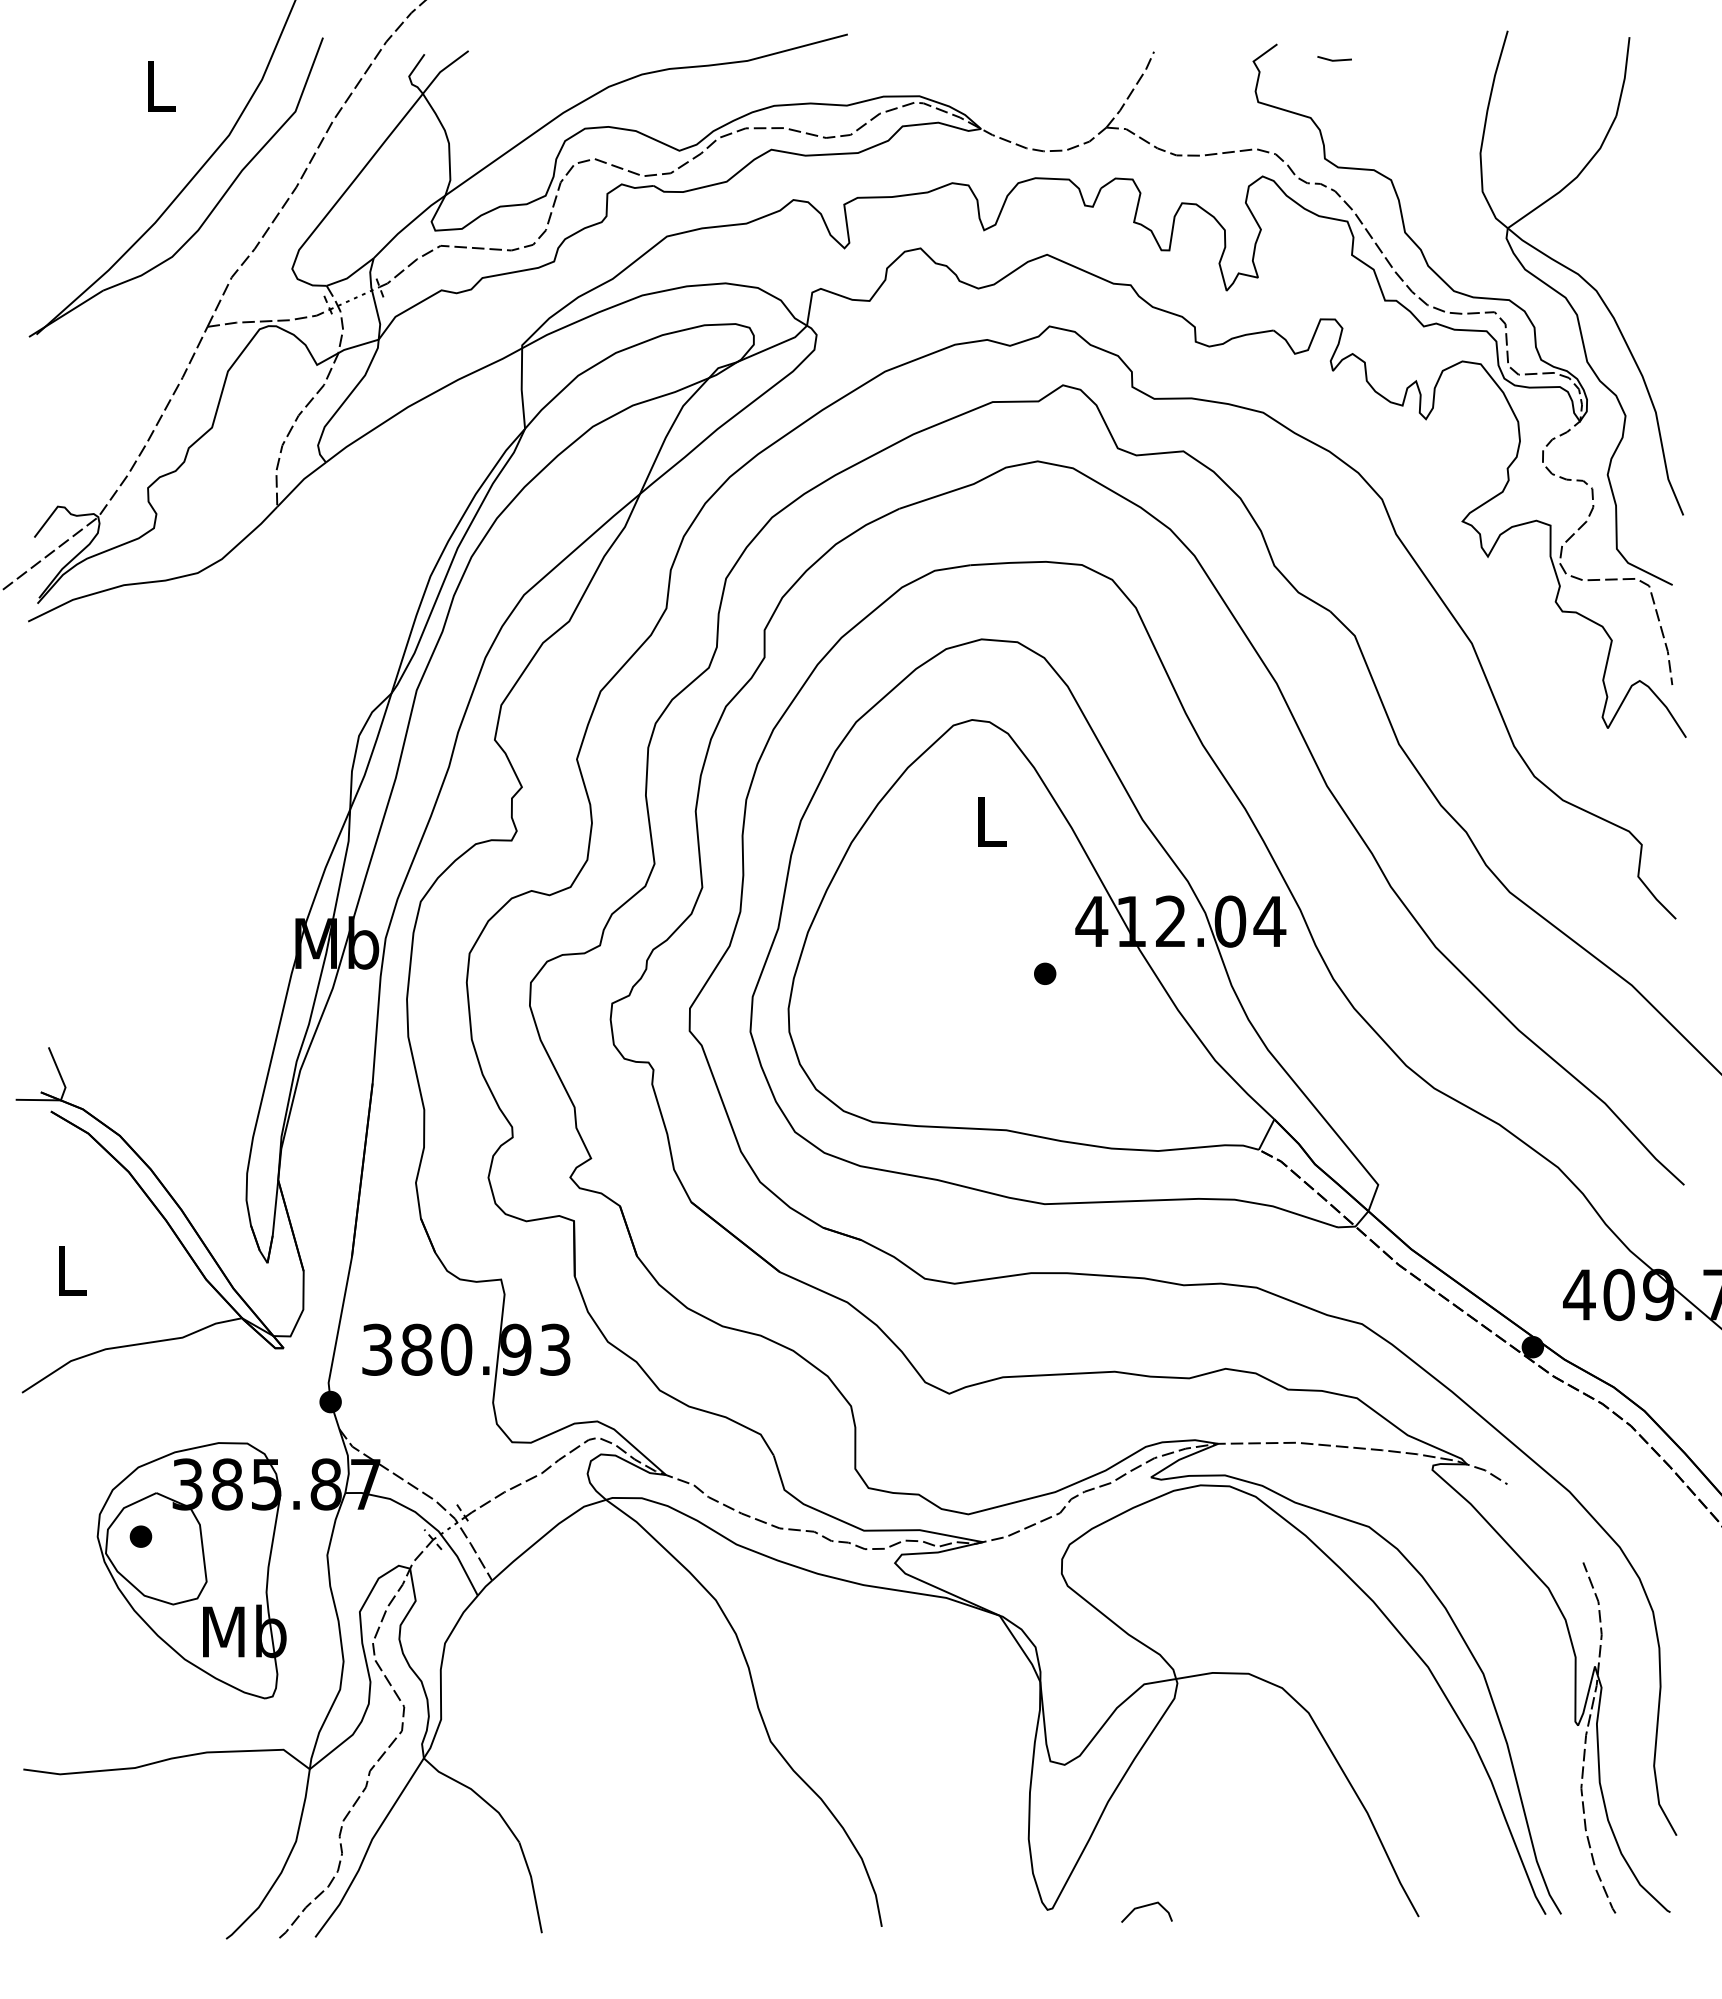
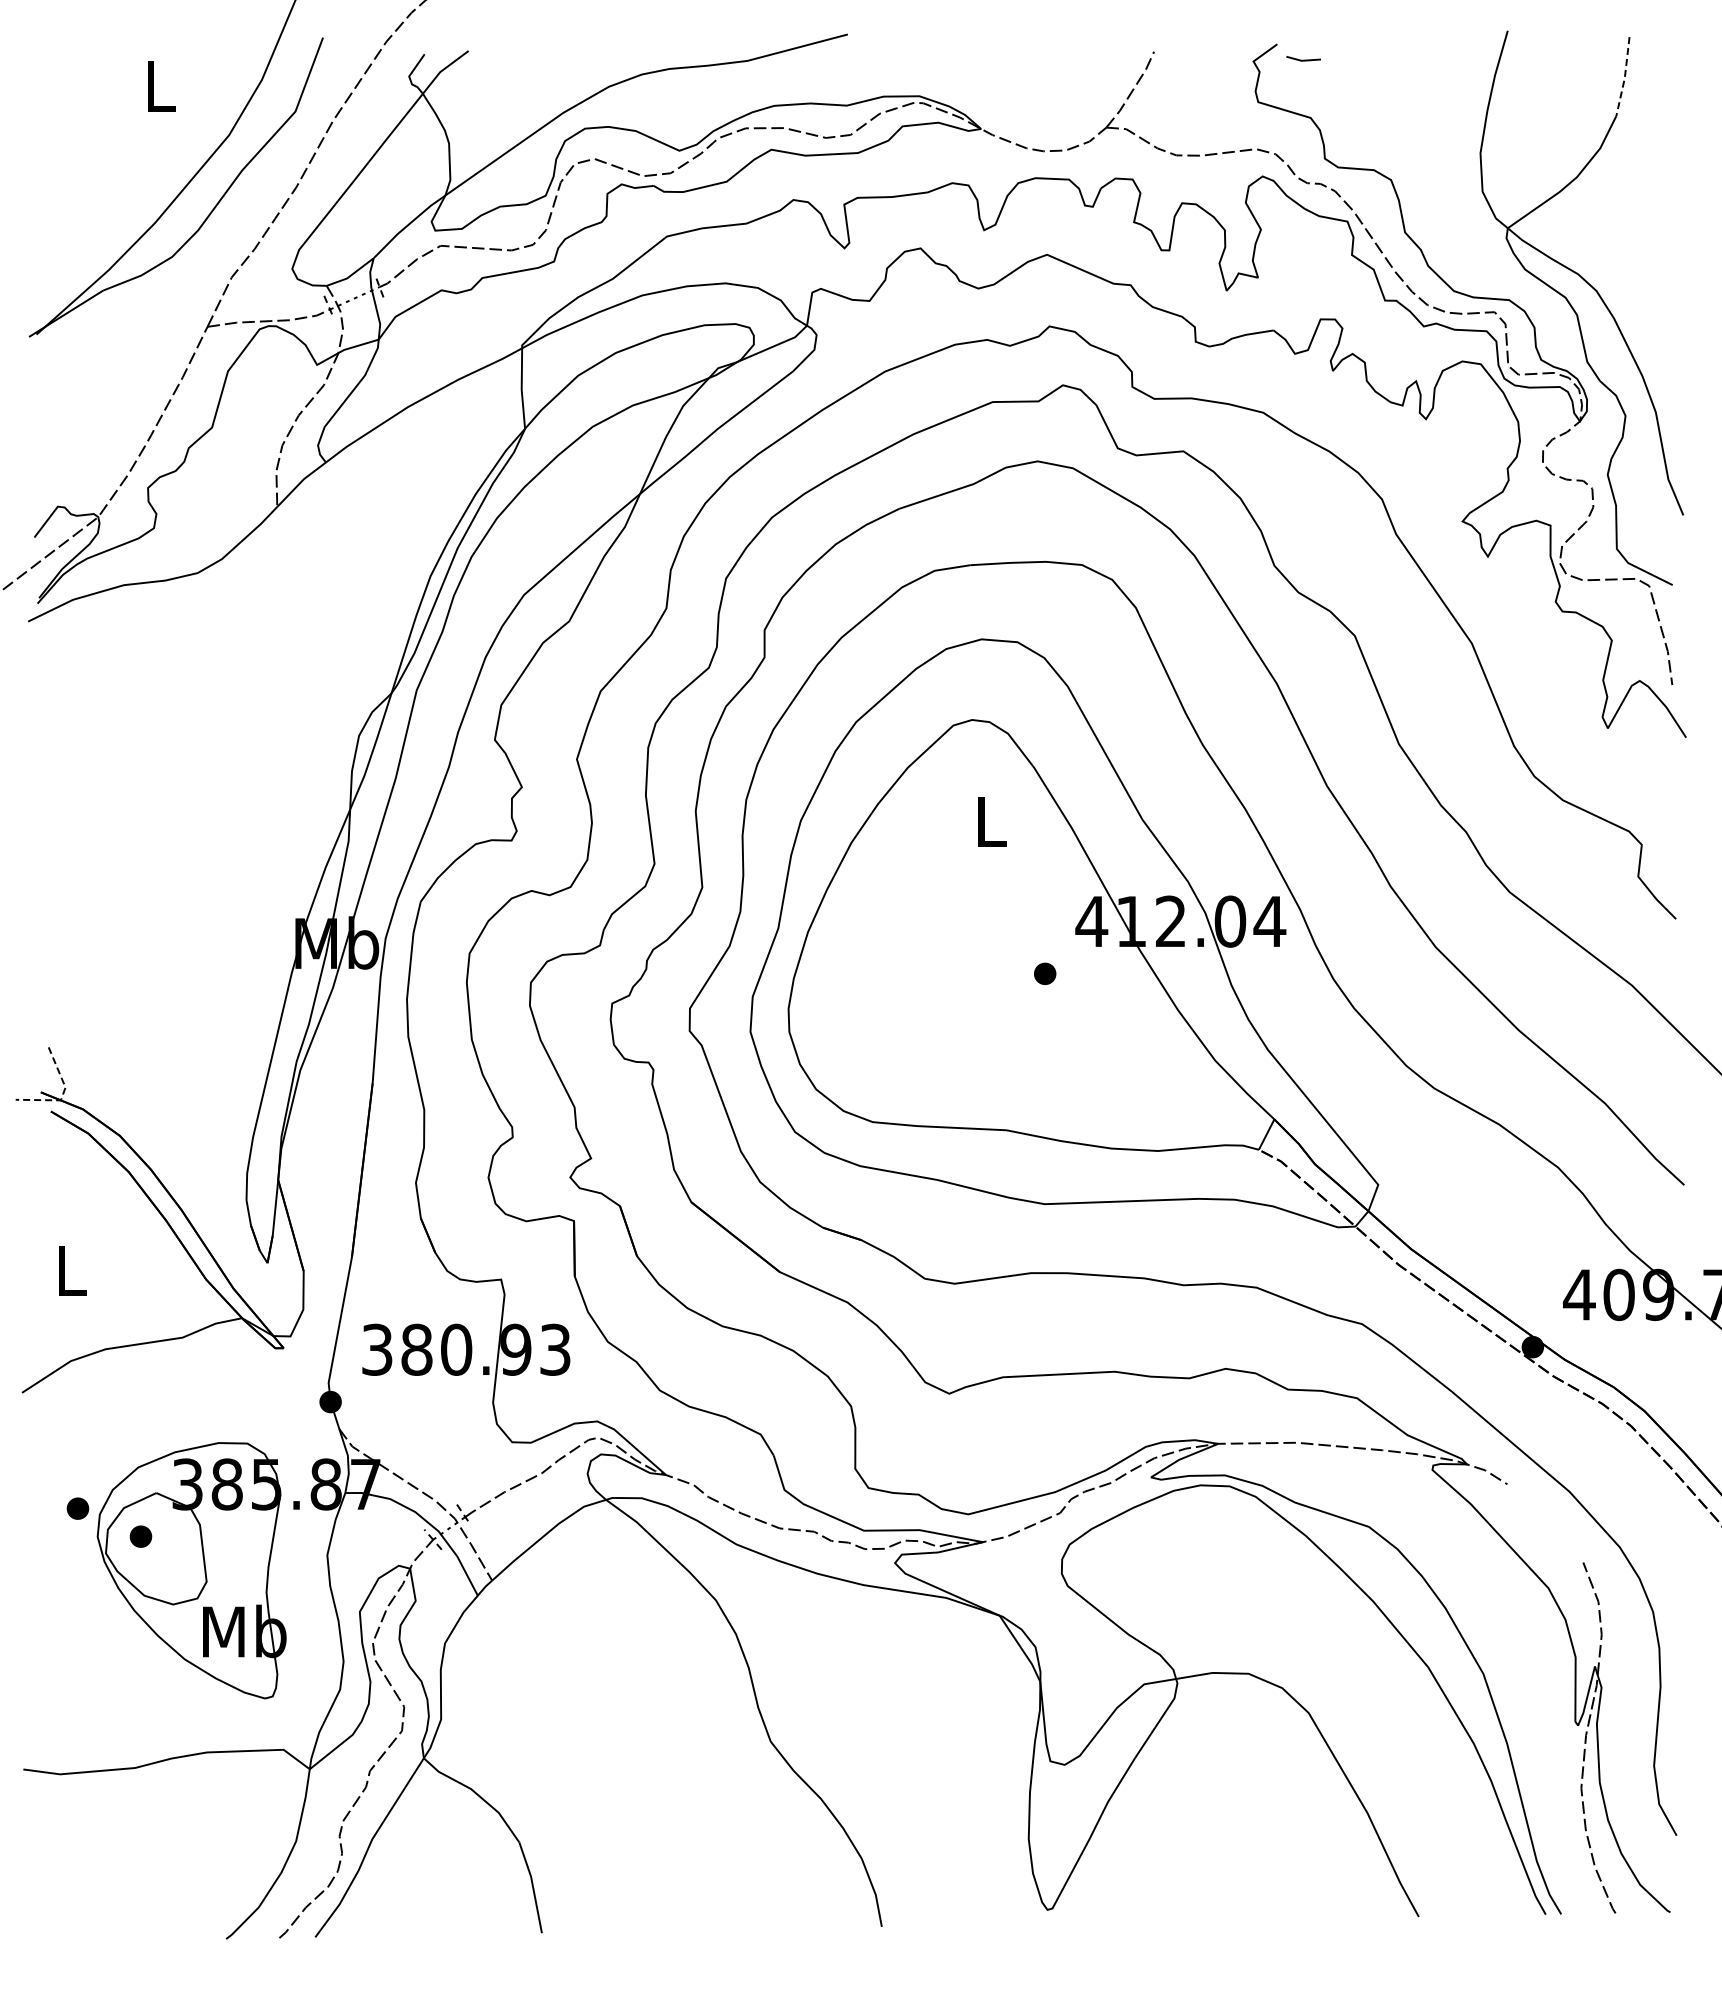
line position: (1334, 59) -> (1303, 59) (1303, 59)
line: solid -> dashed (1624, 77)
line: solid -> dashed (62, 1094)
part: none -> present (77, 1508)
line: present -> none (1144, 1907)
